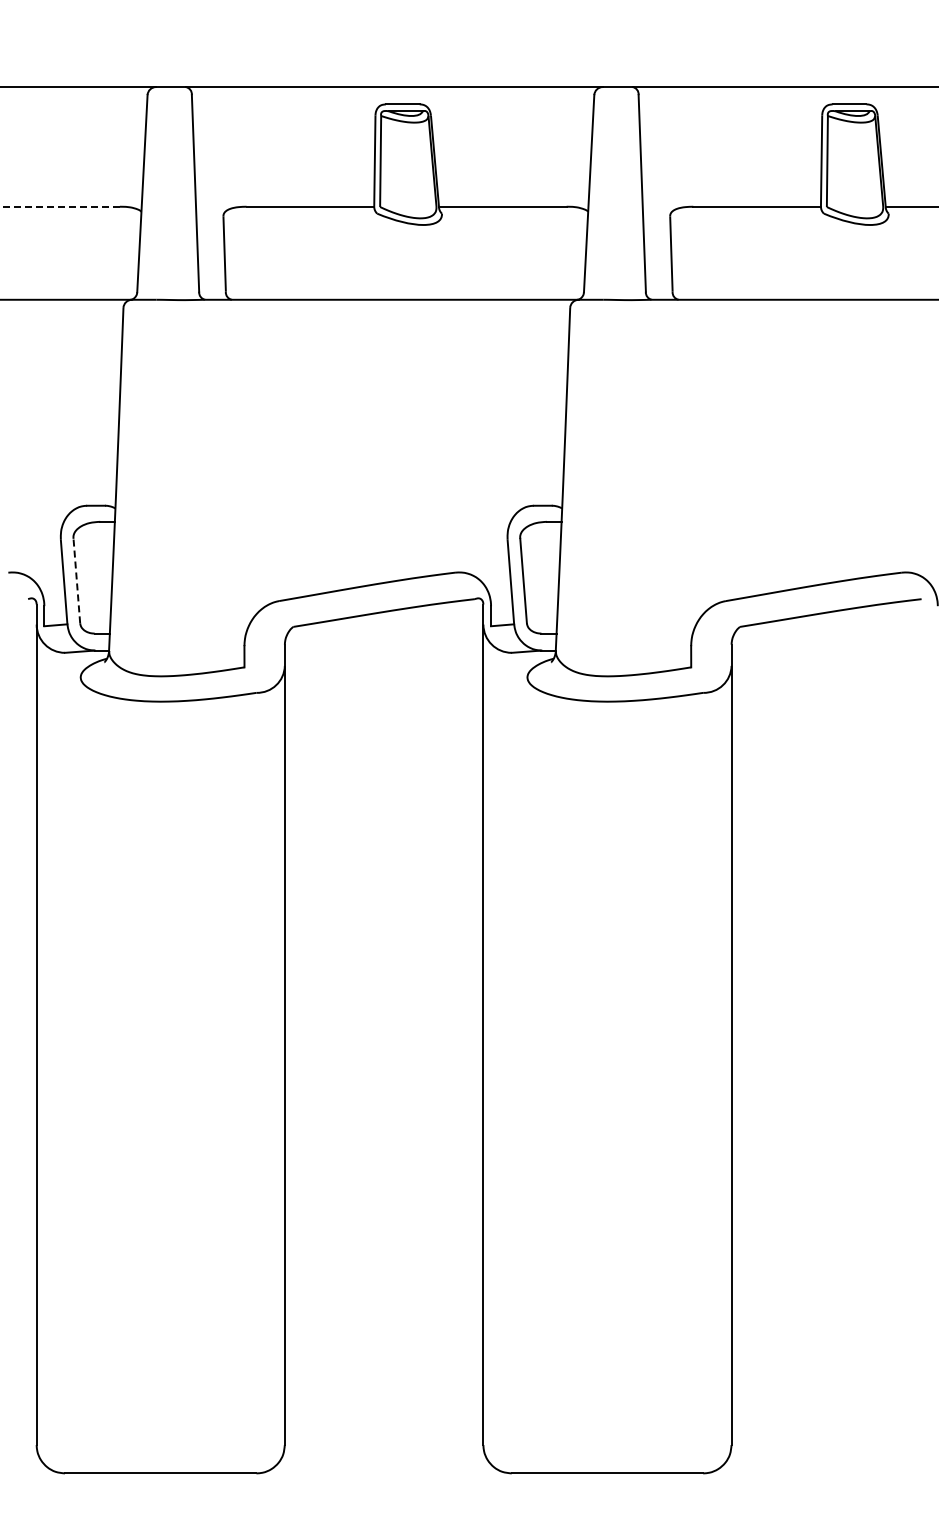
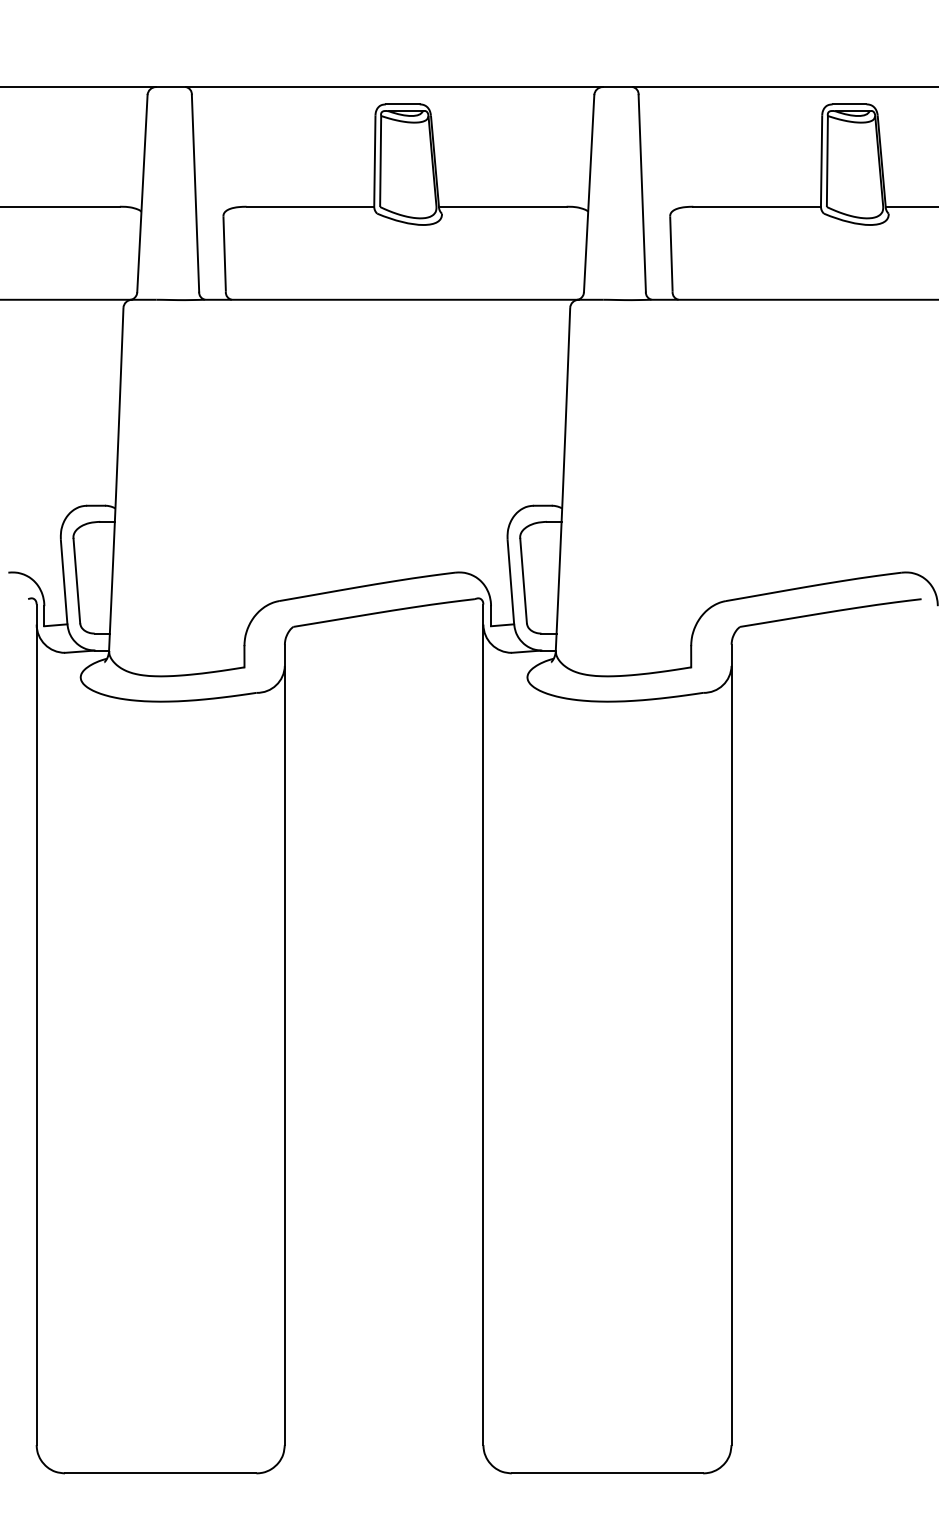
line: dashed -> solid (60, 206)
line: dashed -> solid (76, 580)
